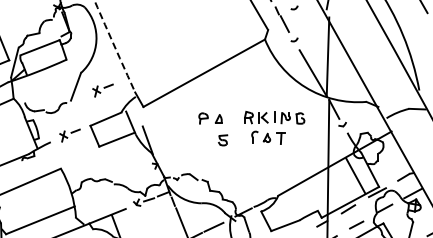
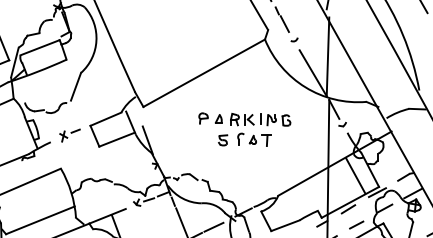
arc: present -> none (295, 7)
arc: dashed -> solid (114, 46)
part: present -> none (102, 90)
part position: (274, 127) -> (260, 129) (260, 129)
